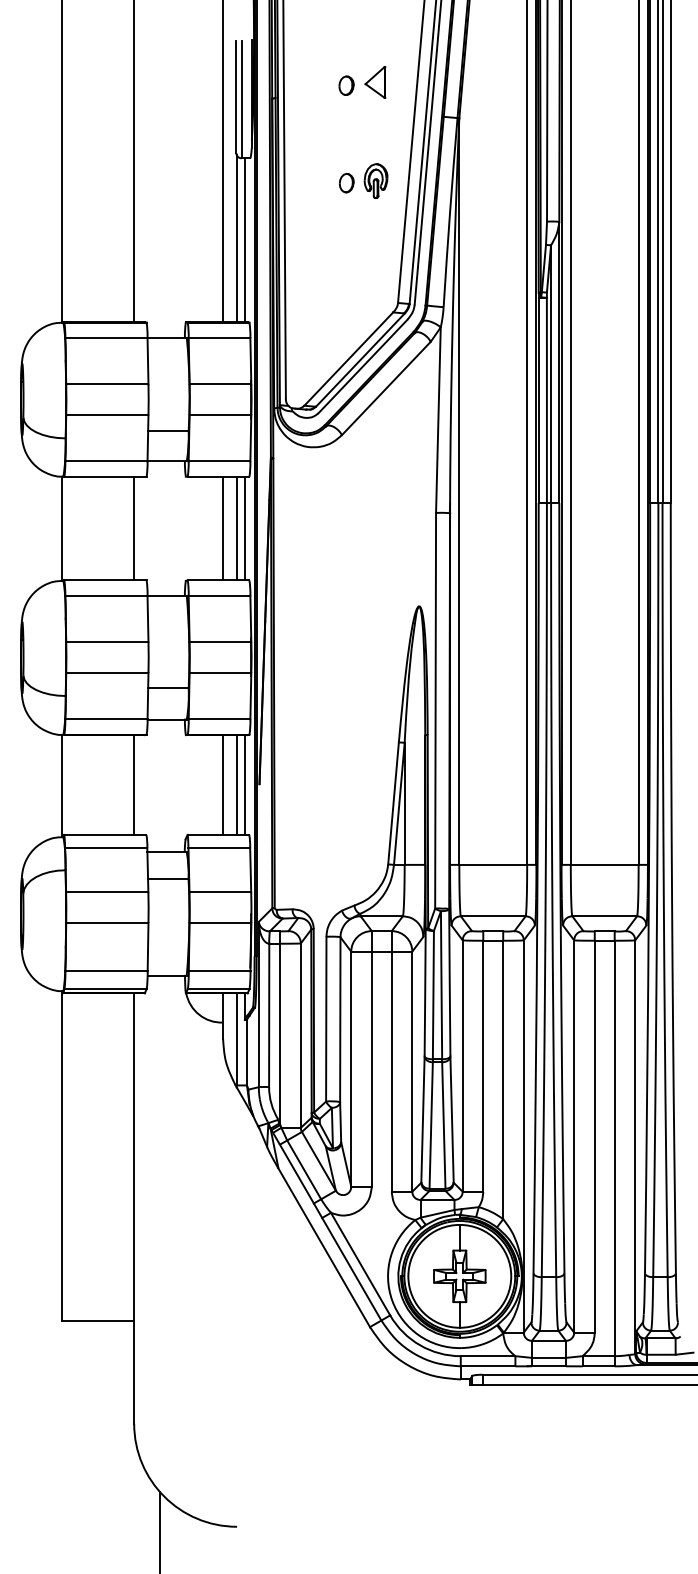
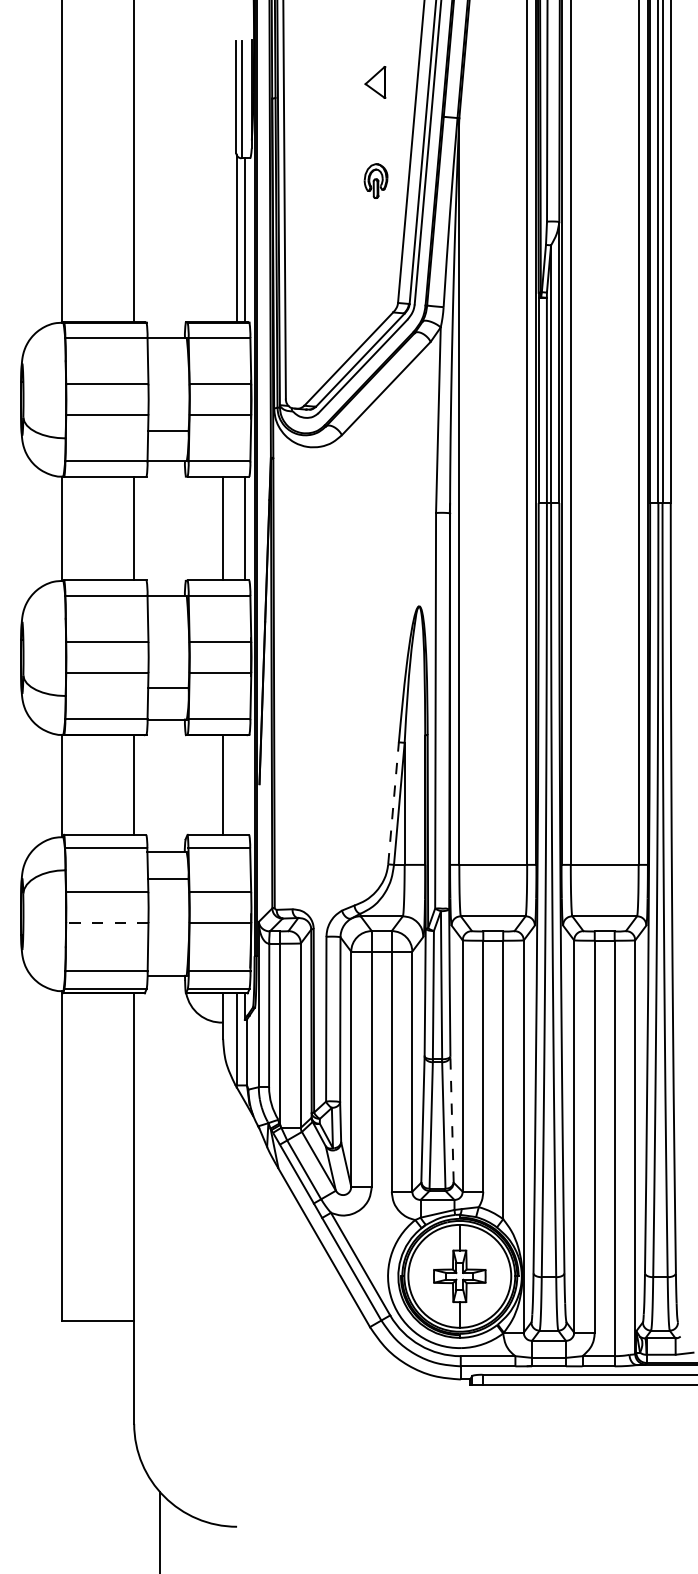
part: present -> none (346, 85)
line: present -> none (223, 162)
part: present -> none (346, 182)
line: present -> none (236, 528)
line: present -> none (236, 784)
line: present -> none (244, 784)
line: solid -> dashed (393, 802)
line: solid -> dashed (106, 923)
line: solid -> dashed (452, 1119)
